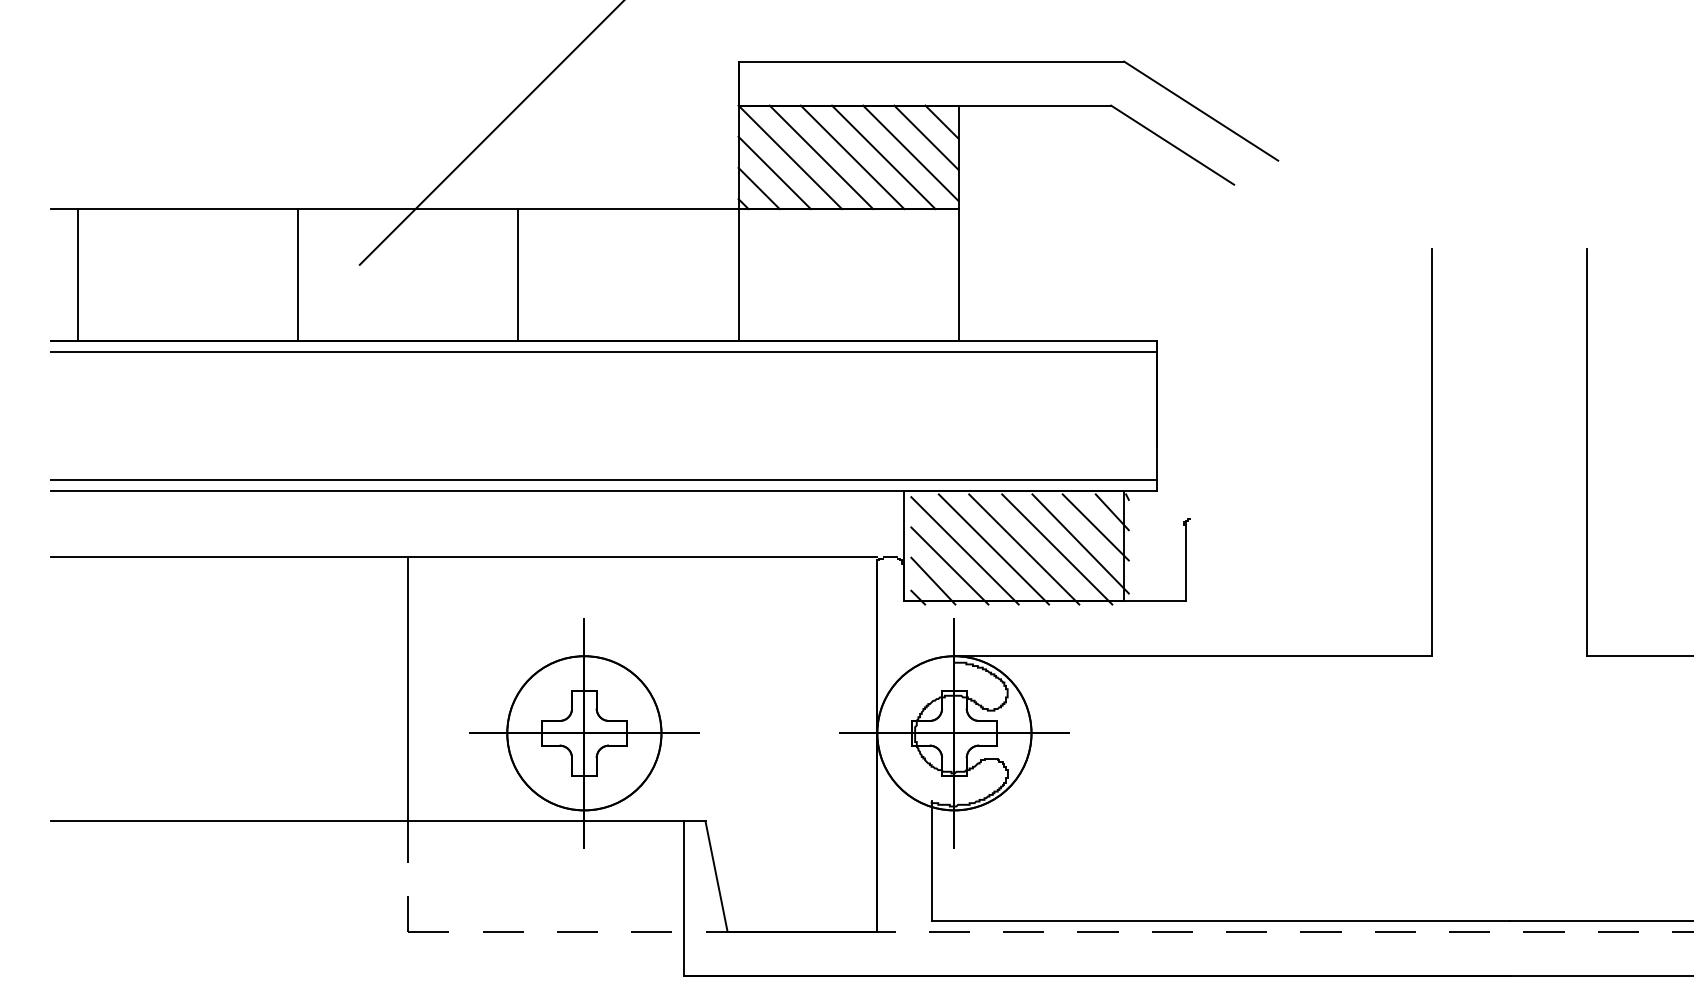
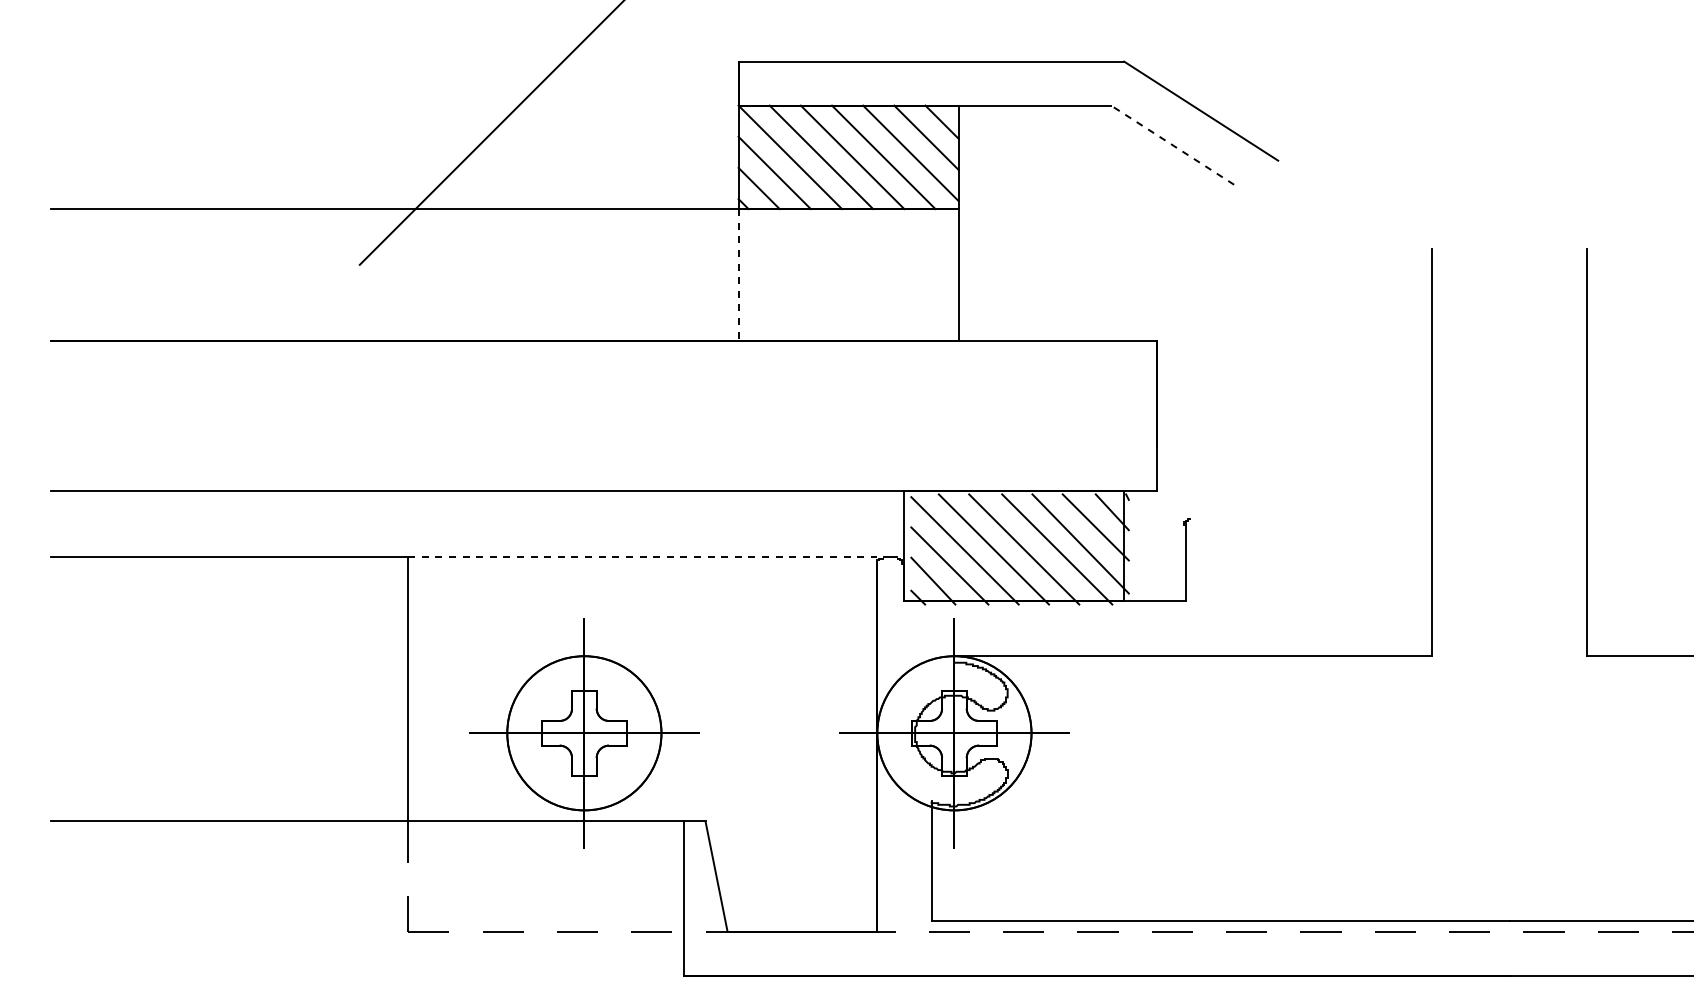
line: solid -> dashed (1172, 144)
line: present -> none (77, 275)
line: present -> none (298, 275)
line: present -> none (518, 275)
line: solid -> dashed (738, 275)
line: present -> none (603, 352)
line: present -> none (603, 480)
line: solid -> dashed (642, 557)
